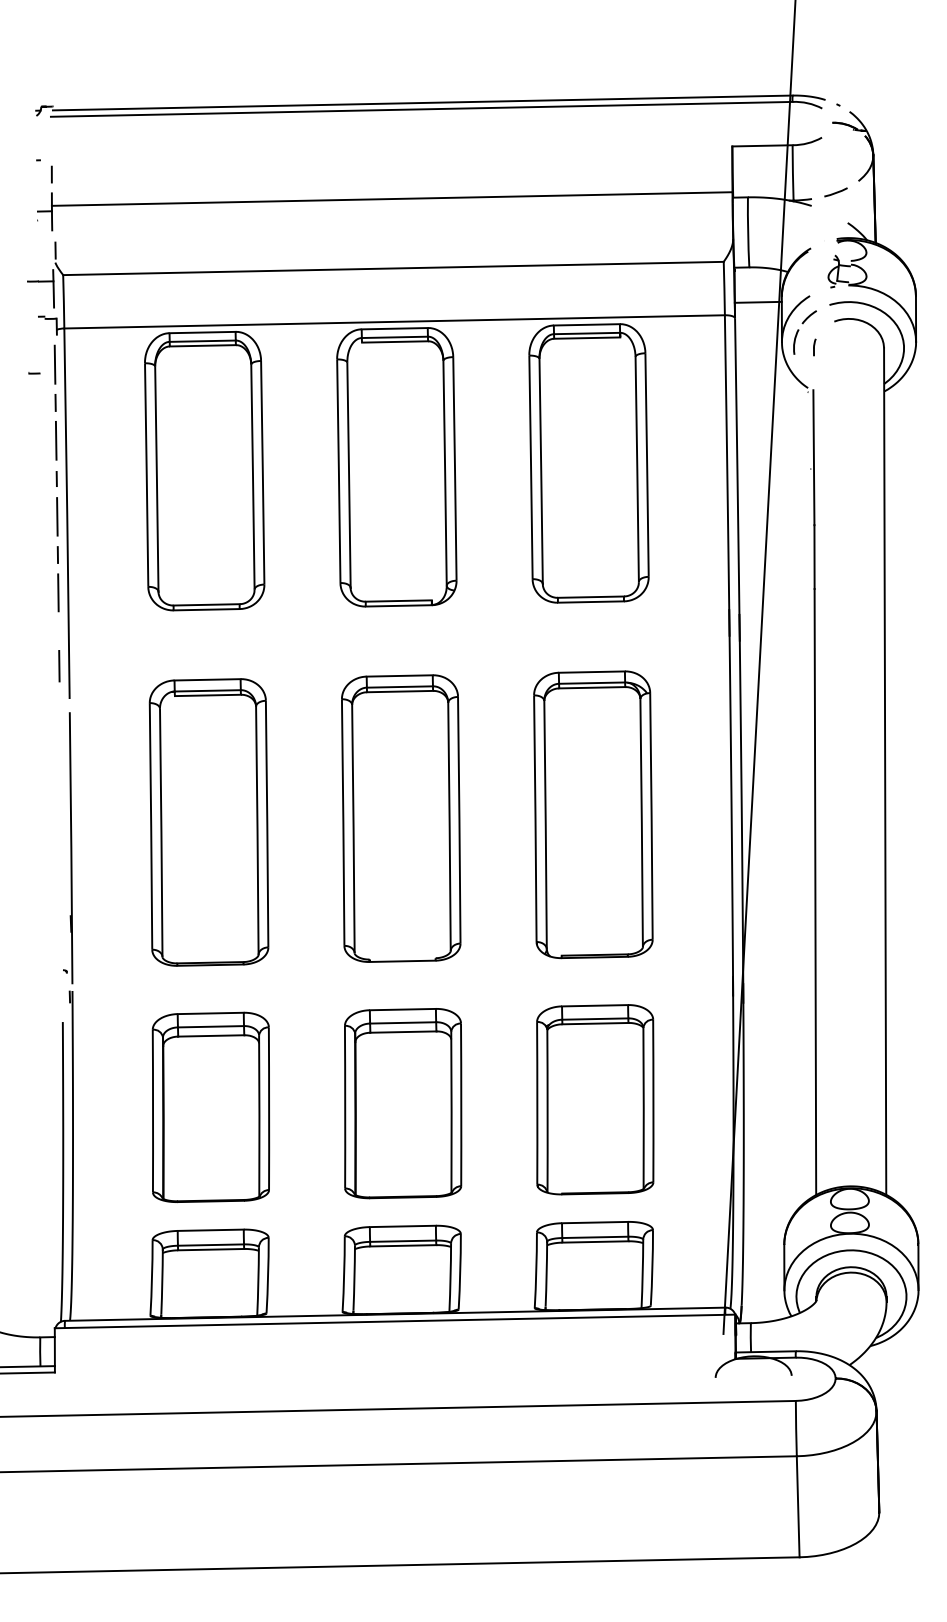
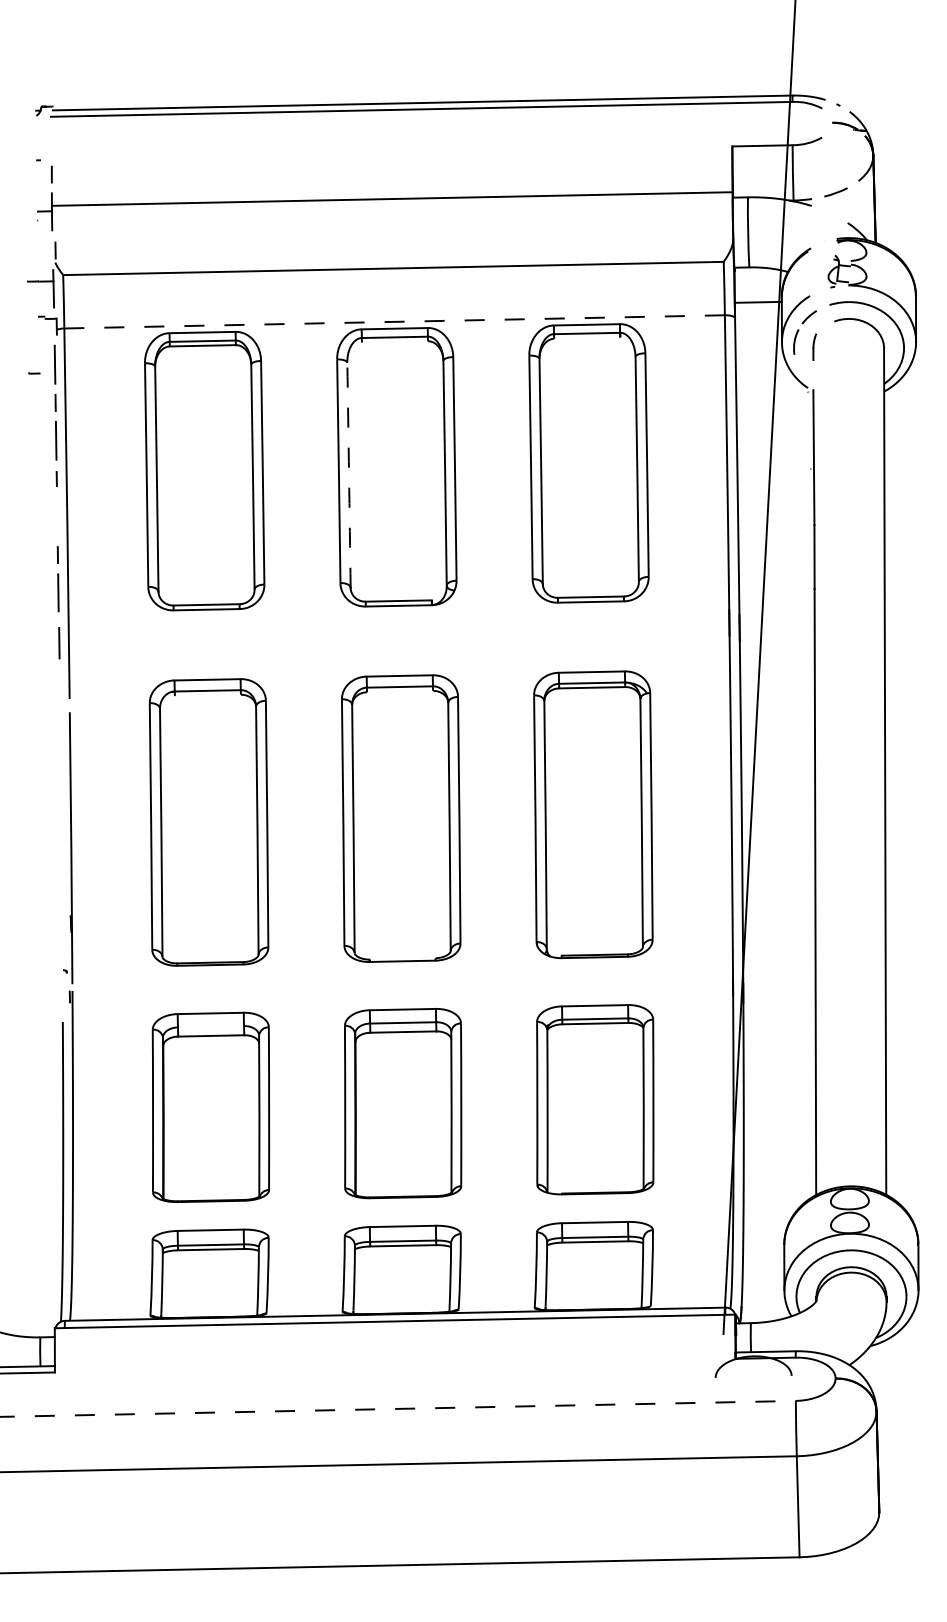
line: solid -> dashed (394, 321)
line: present -> none (587, 337)
line: present -> none (395, 341)
part size: 4x19 px -> 6x28 px (814, 346)
arc: solid -> dashed (349, 475)
line: present -> none (57, 516)
line position: (59, 666) -> (59, 643) (59, 643)
line: present -> none (400, 691)
line: present -> none (207, 695)
line: present -> none (210, 1026)
line: solid -> dashed (398, 1408)
